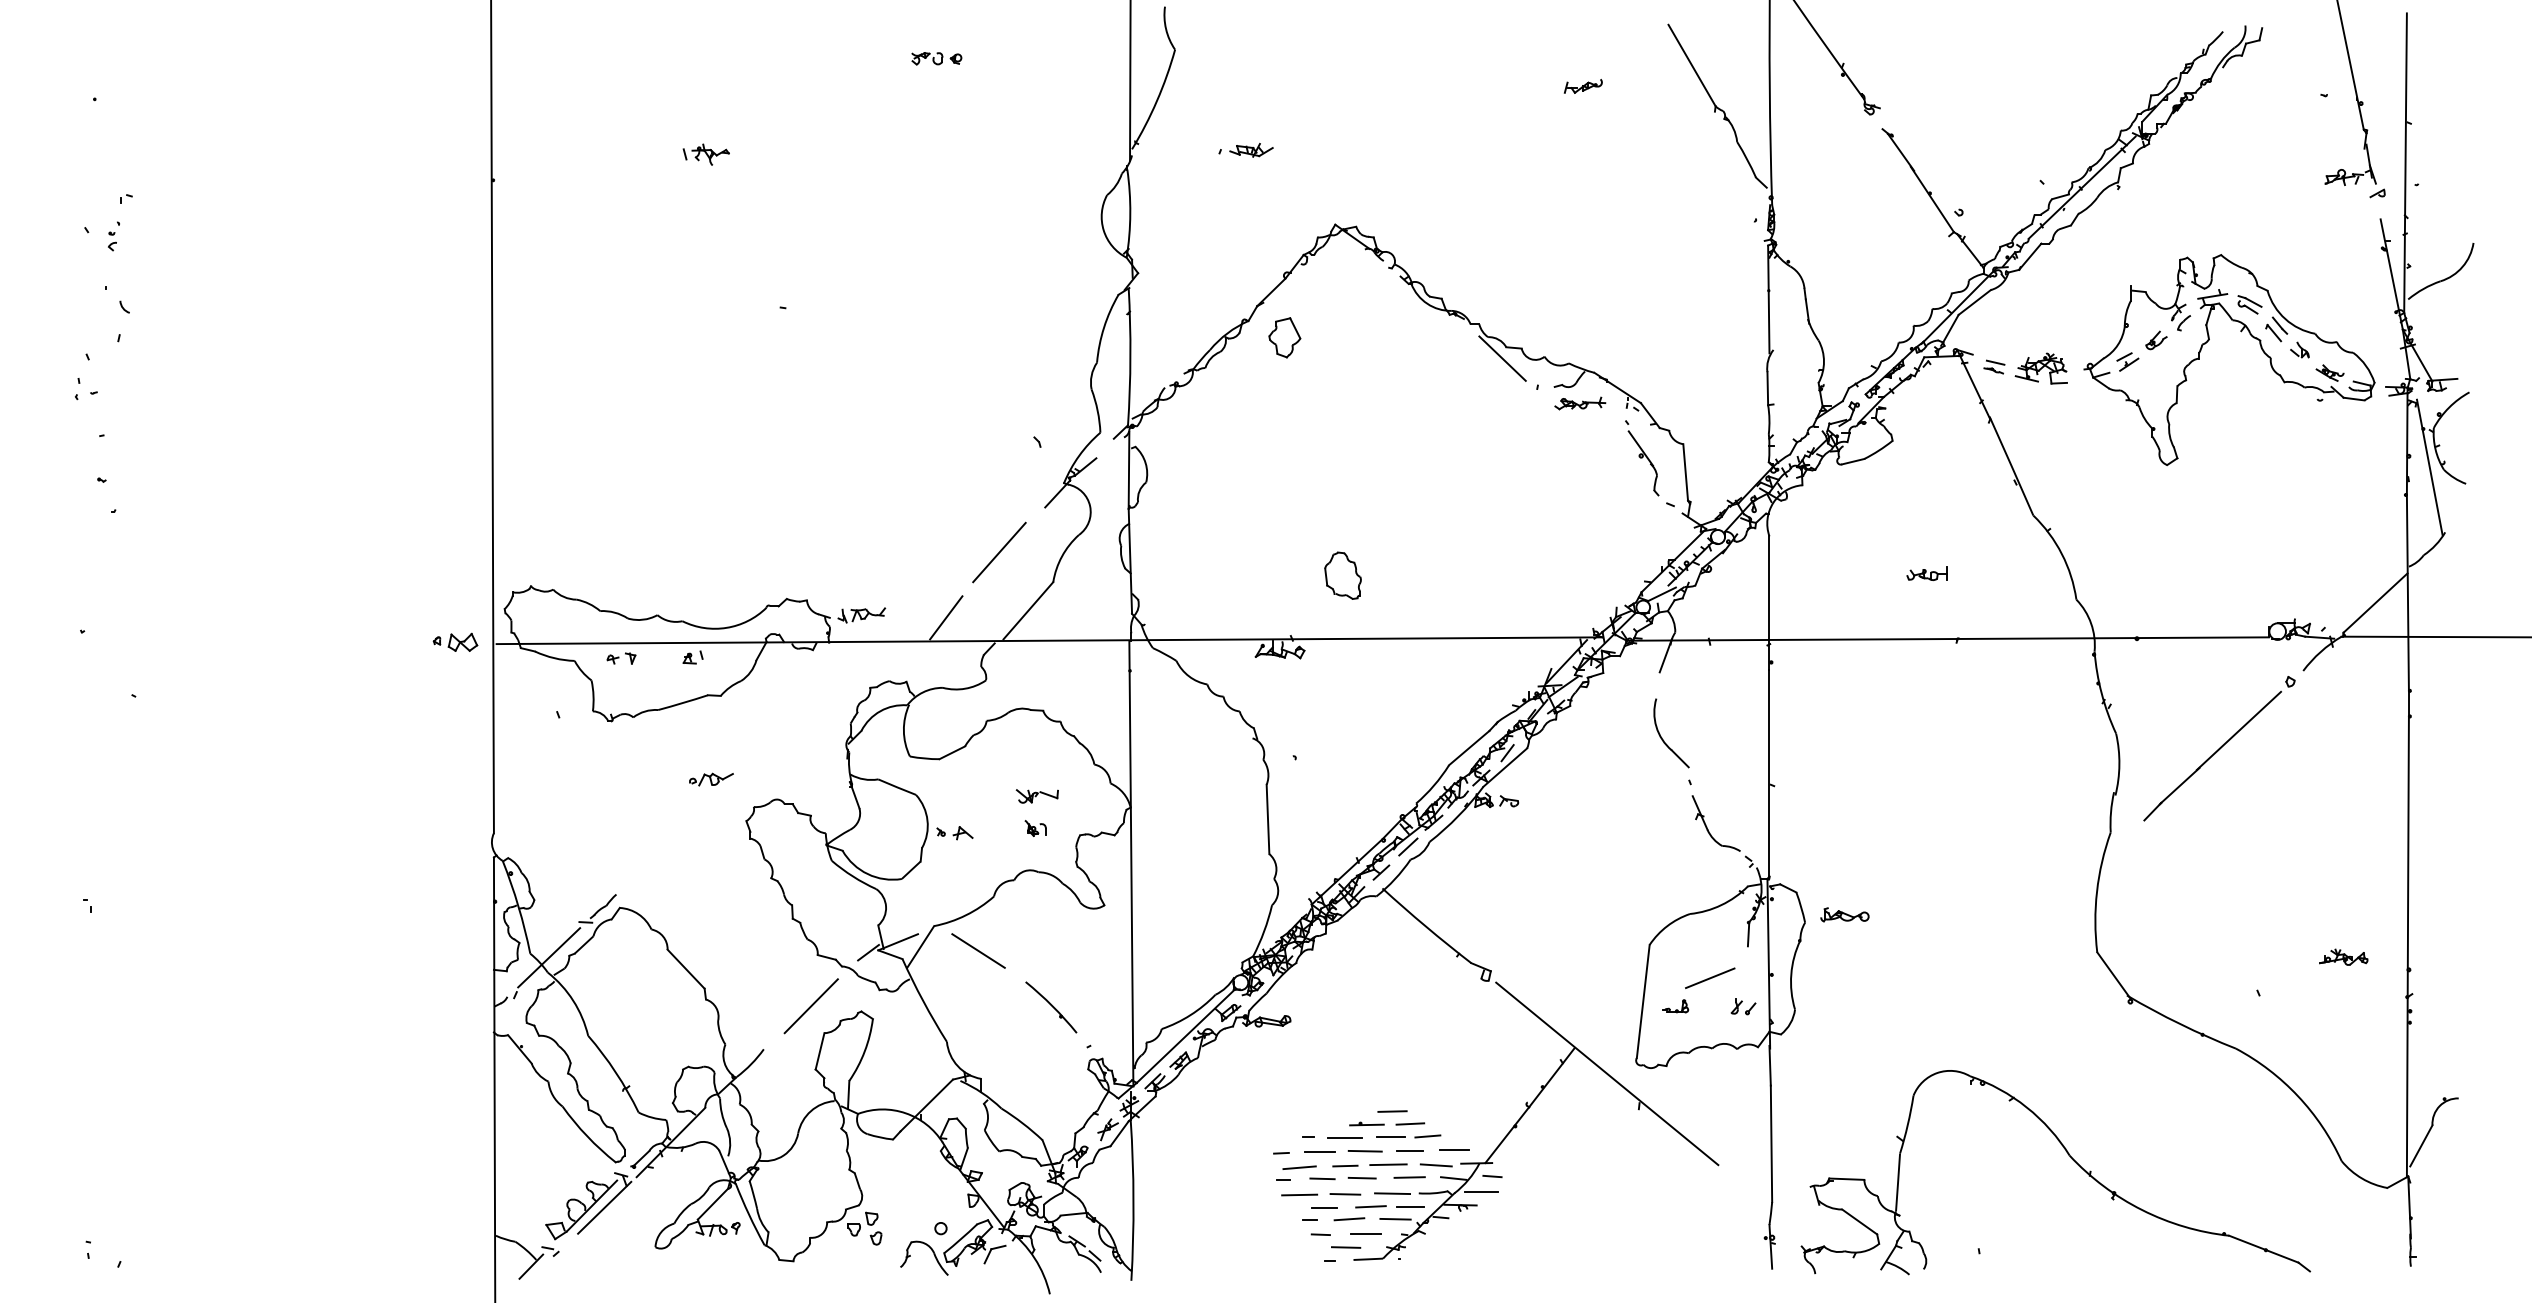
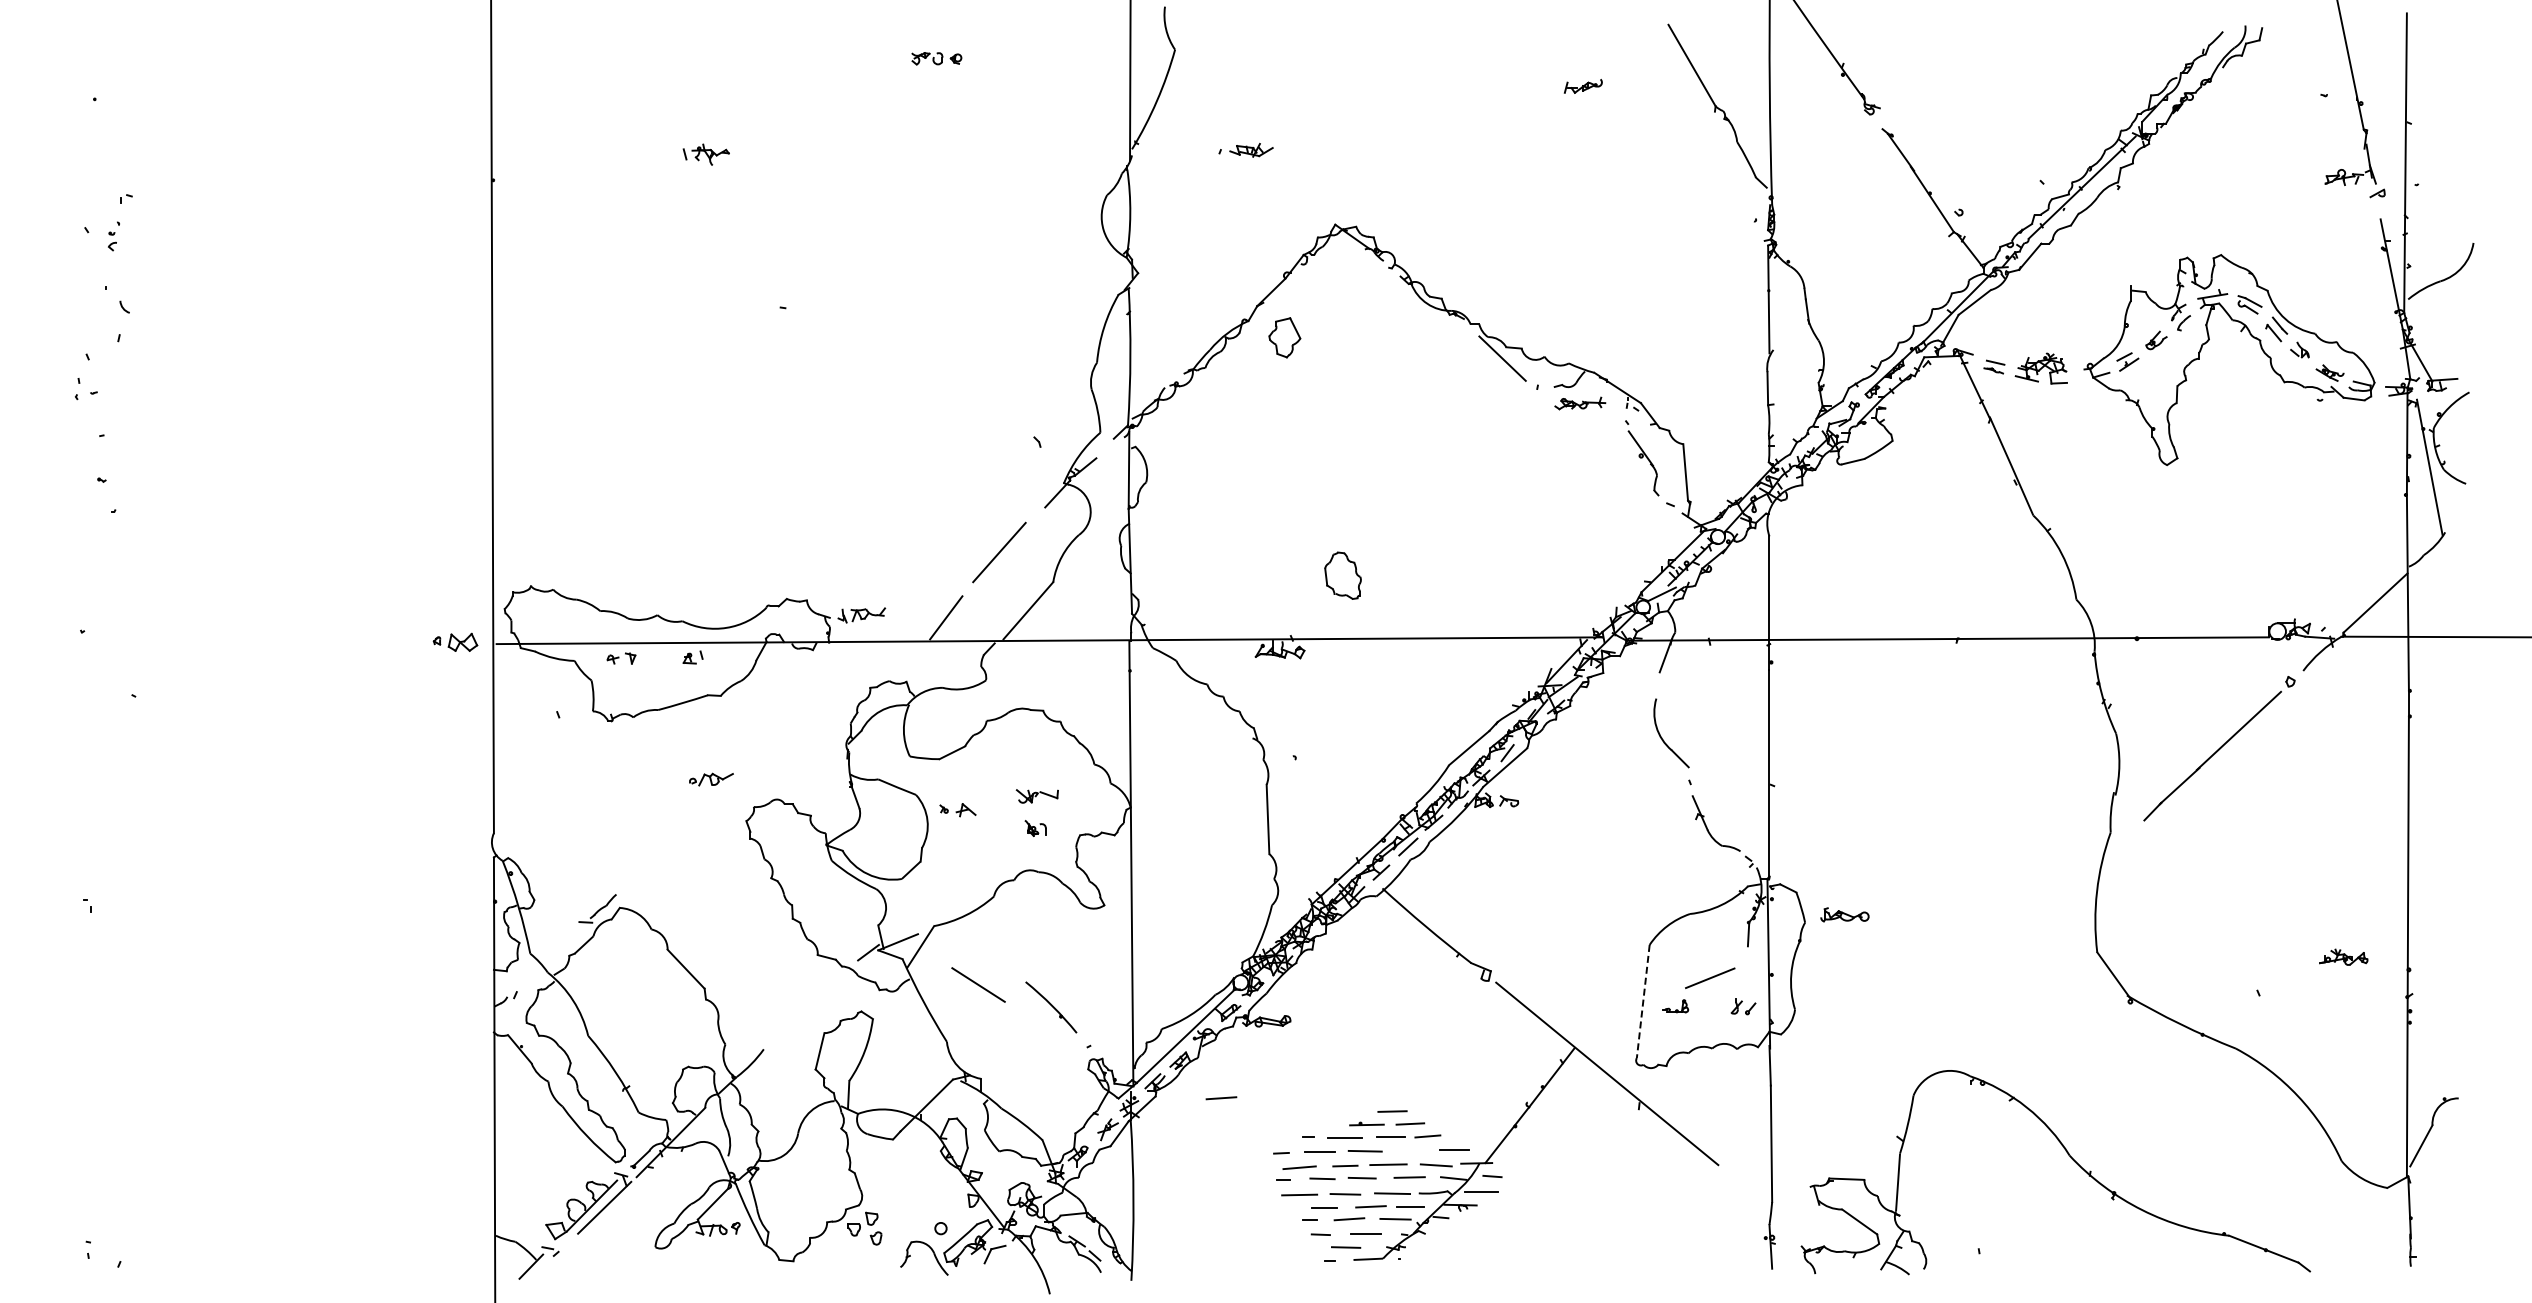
part: present -> none (1926, 573)
part position: (954, 833) -> (957, 810) (957, 810)
line position: (978, 950) -> (978, 984) (978, 984)
line: present -> none (549, 957)
line: solid -> dashed (1643, 1001)
line: present -> none (810, 1006)
line: none -> present (1221, 1098)
line: present -> none (1409, 1150)
